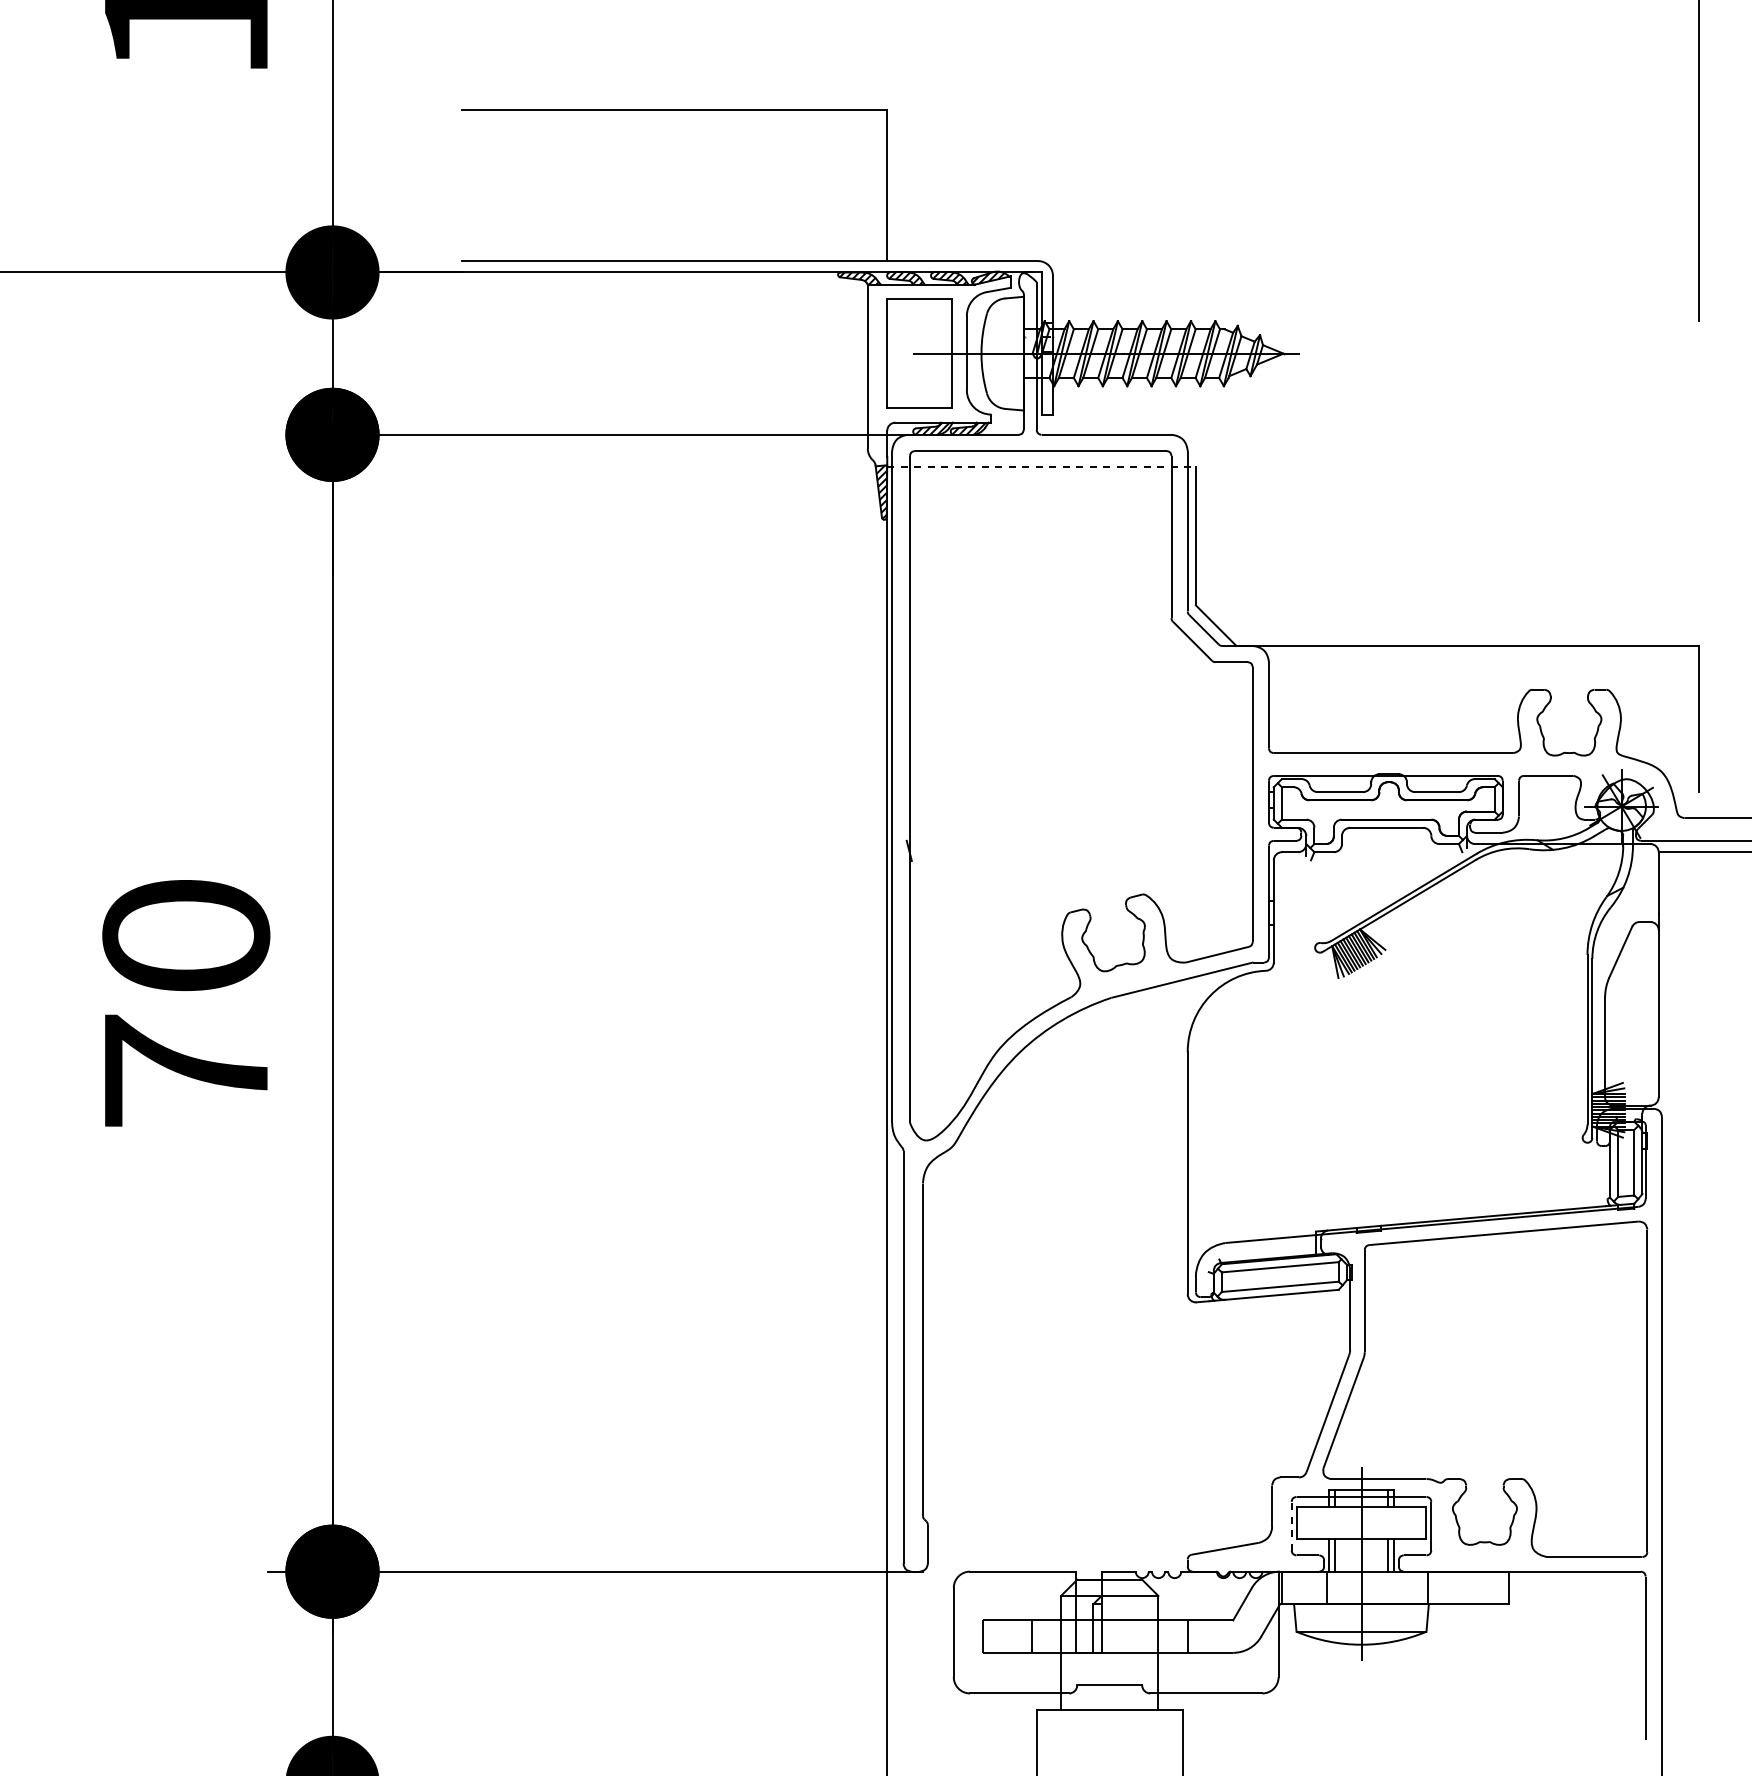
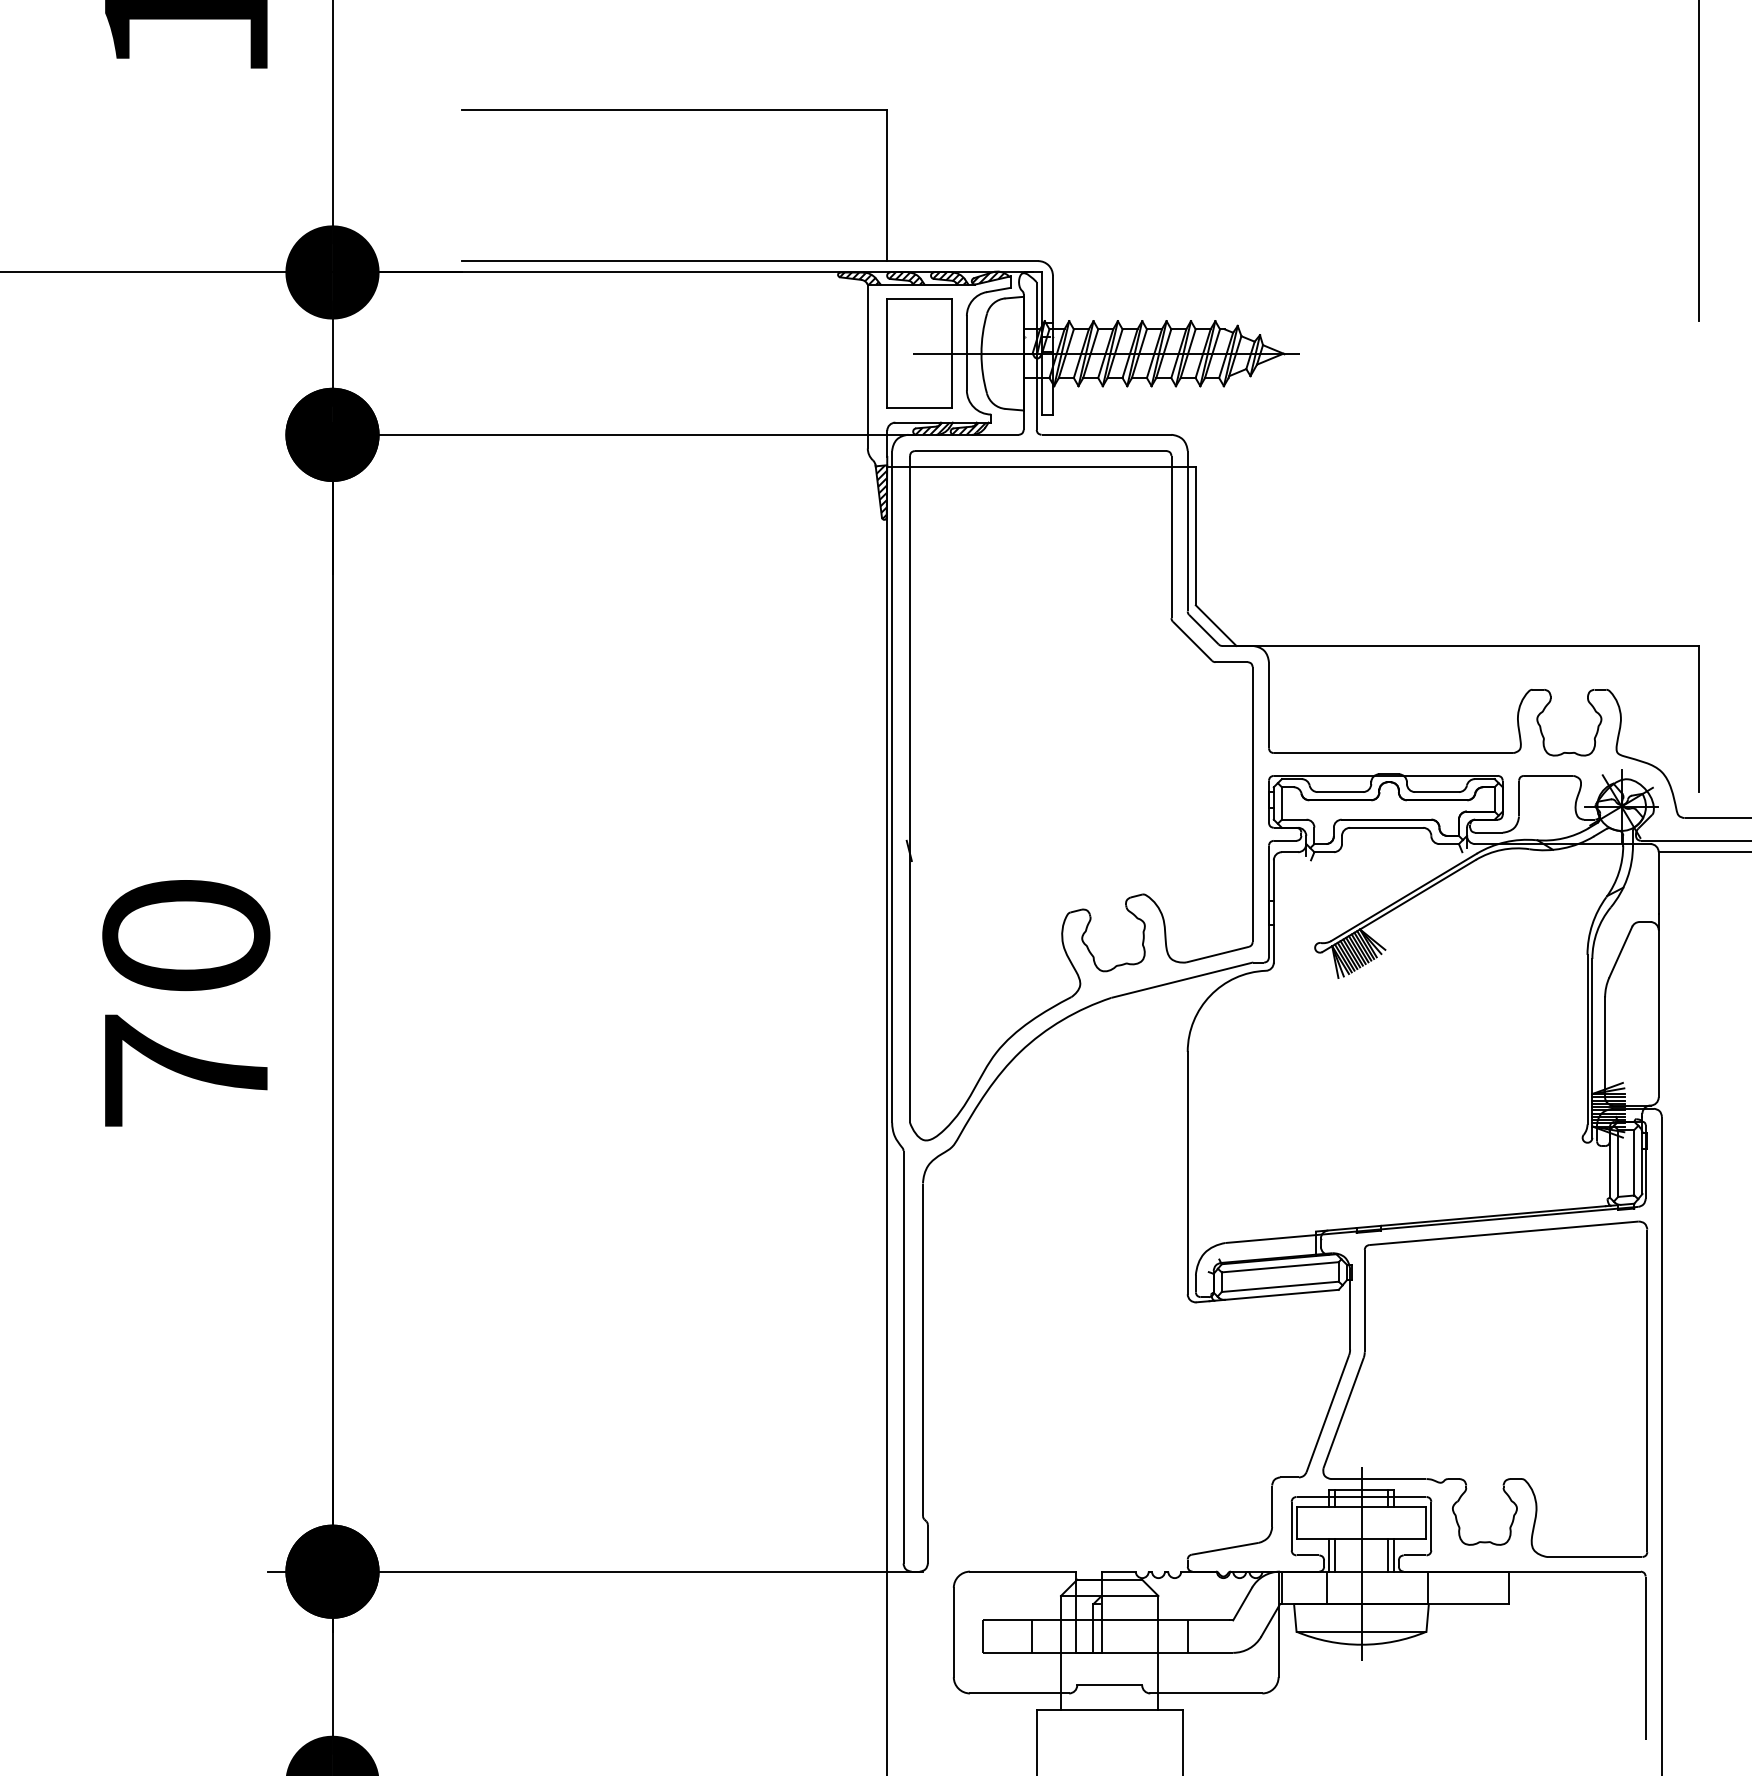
line: dashed -> solid (1042, 467)
line: dashed -> solid (1291, 1525)
